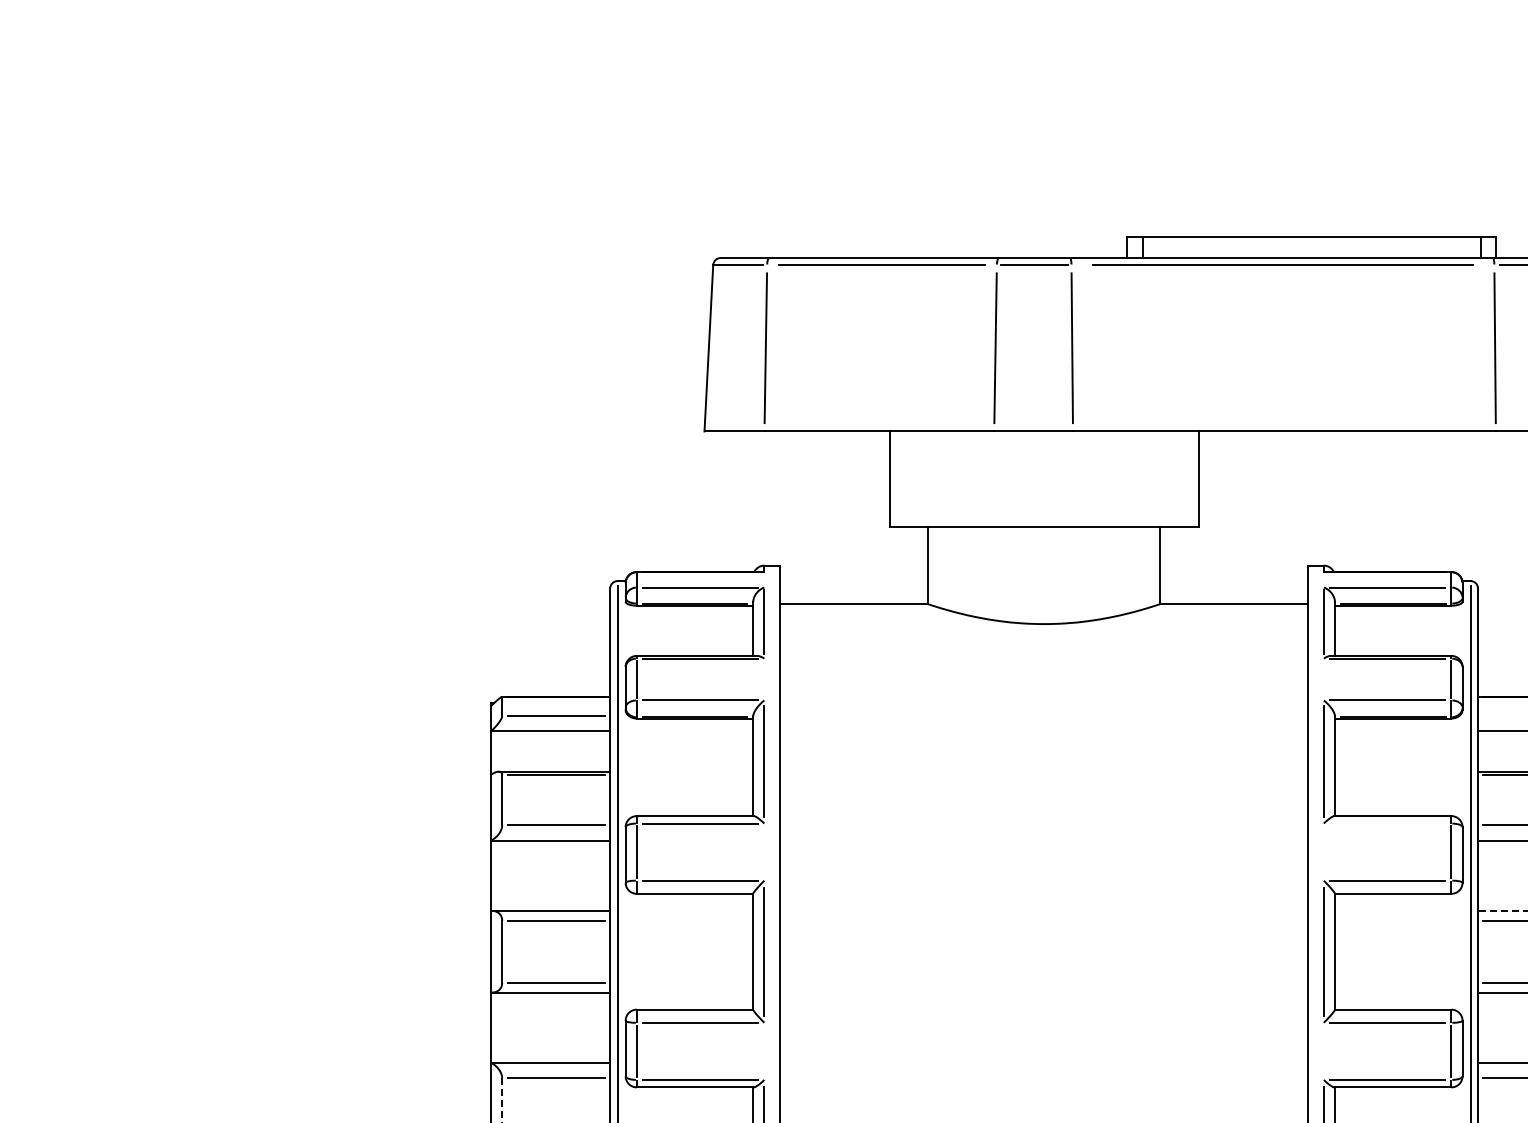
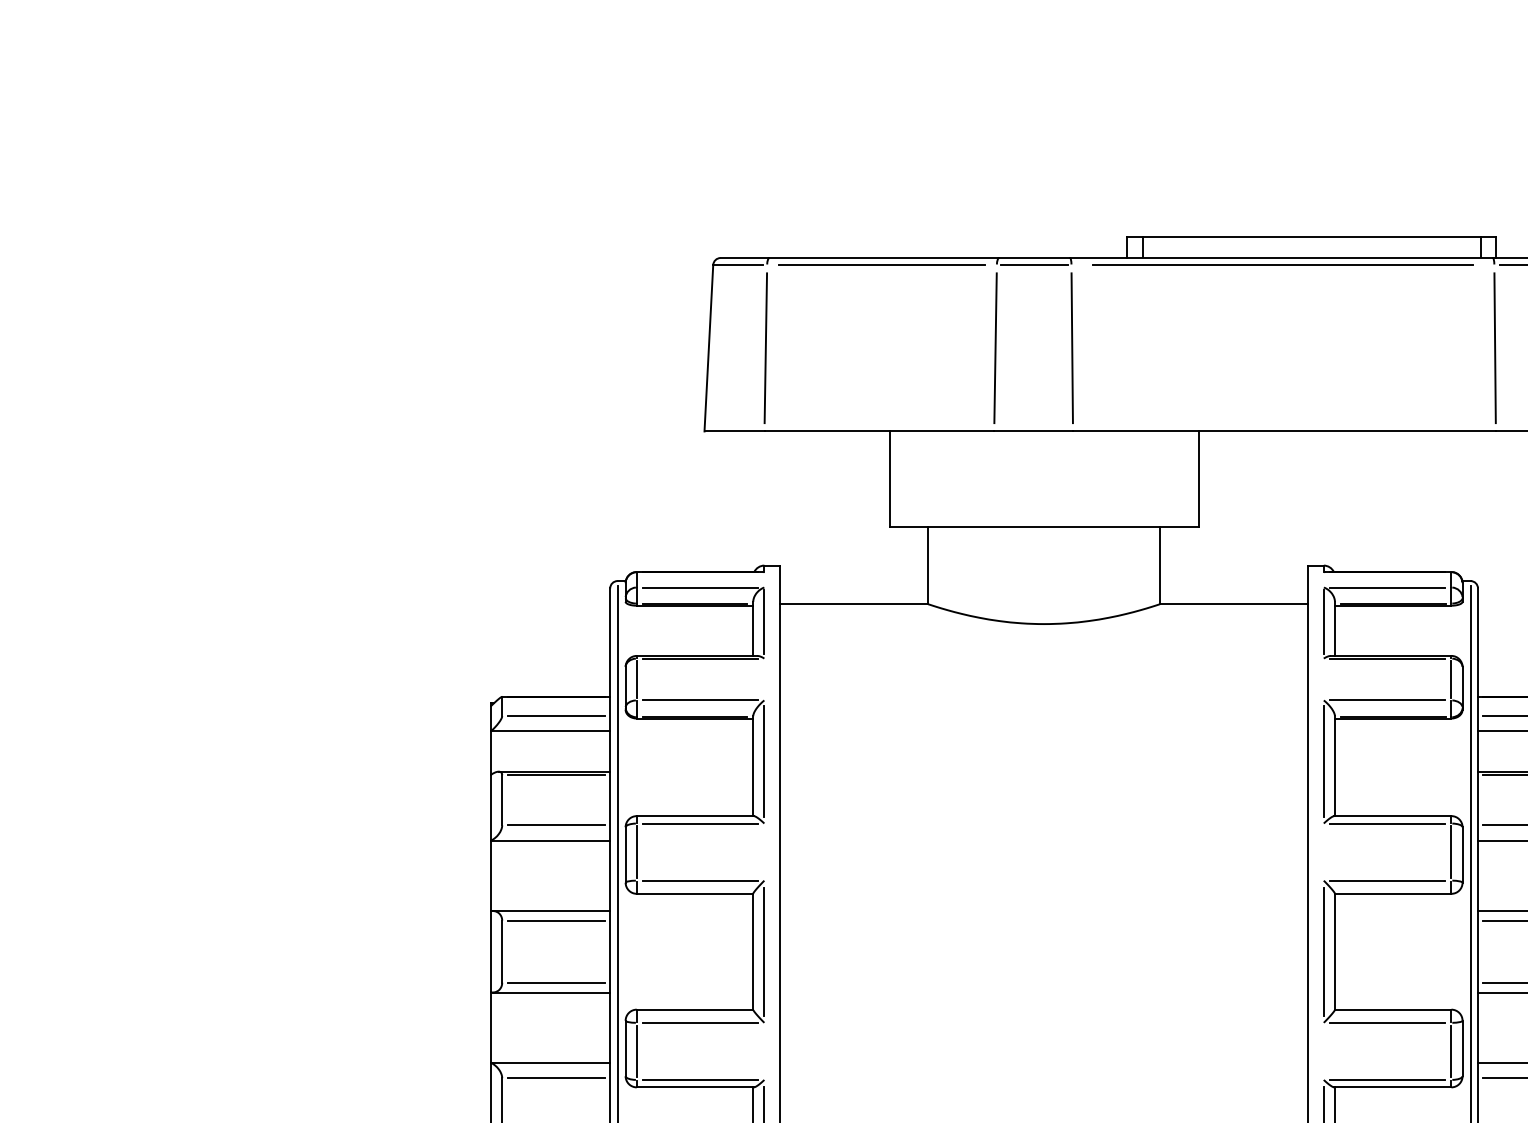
line: none -> present (1503, 716)
line: none -> present (1387, 823)
line: dashed -> solid (1502, 910)
line: dashed -> solid (502, 1100)
